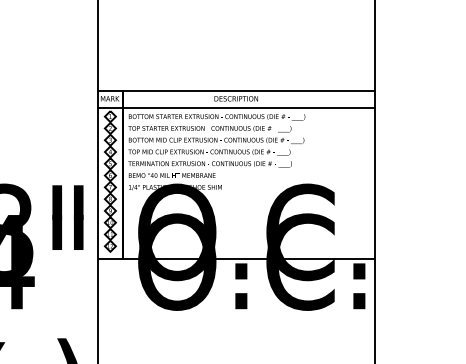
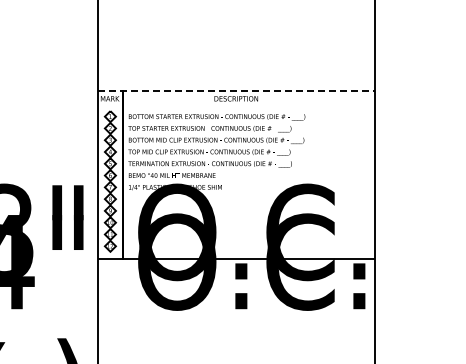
line: solid -> dashed (236, 91)
line: present -> none (235, 107)
